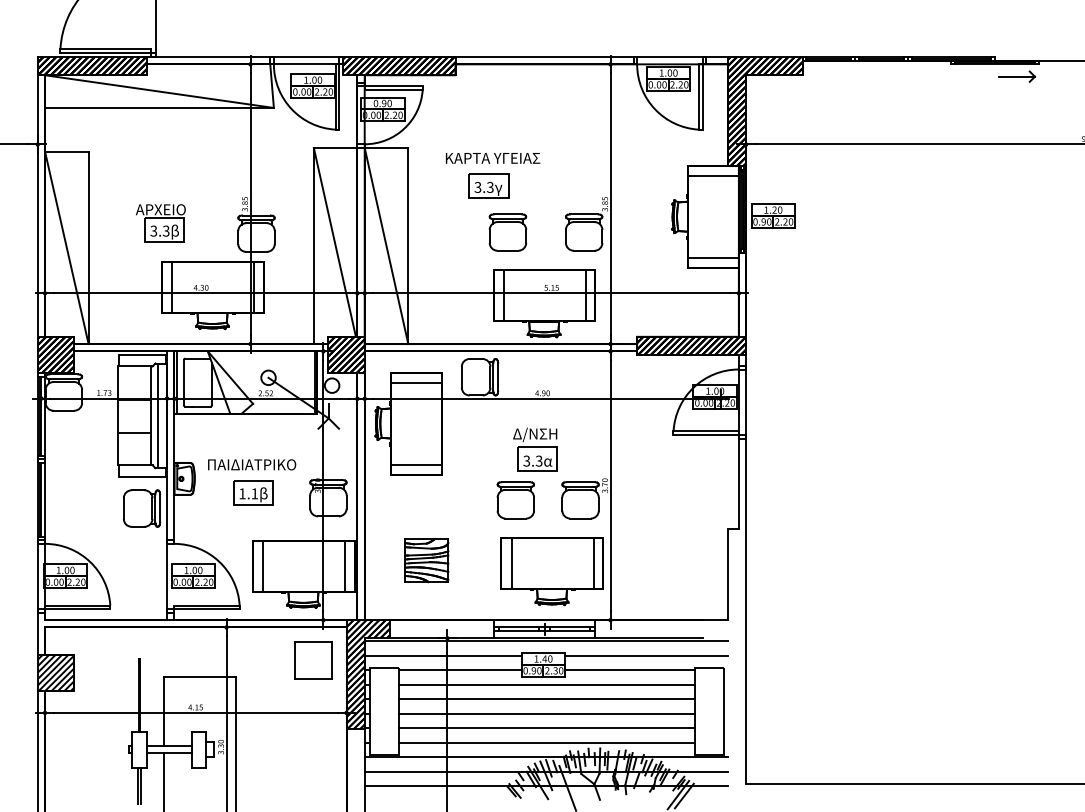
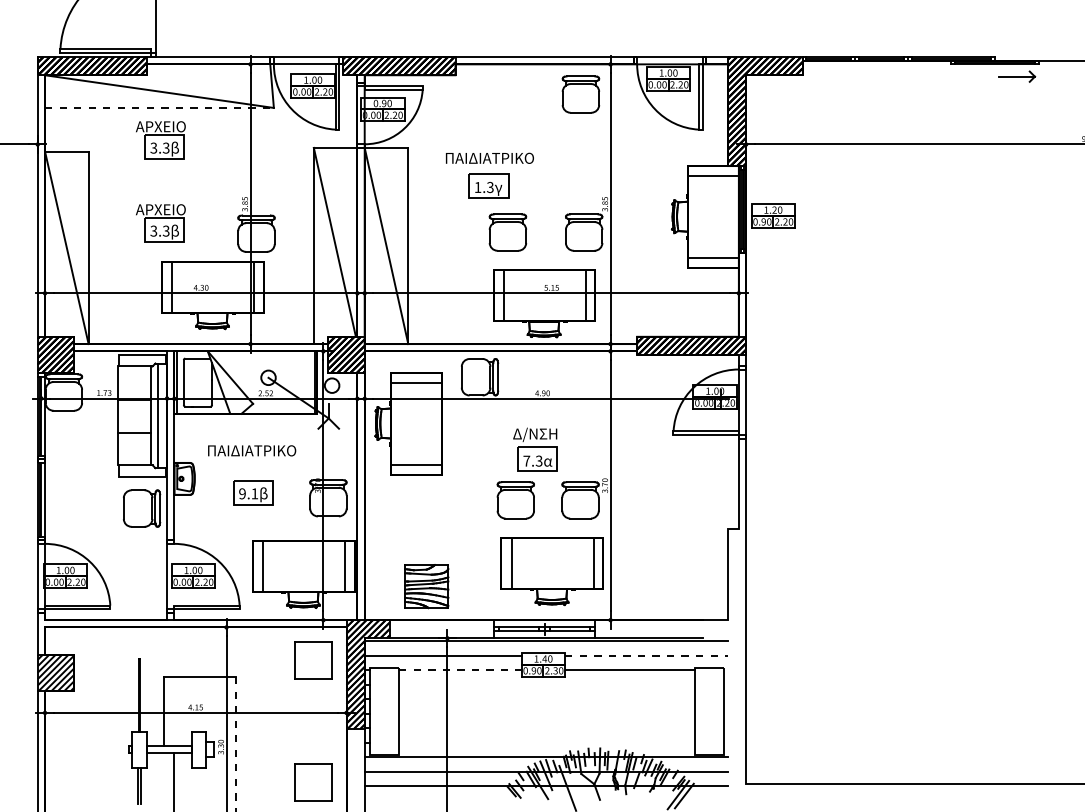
part: none -> present (580, 94)
line: solid -> dashed (159, 107)
part: none -> present (160, 140)
text: ΚΑΡΤΑ ΥΓΕΙΑΣ -> ΠΑΙΔΙΑΤΡΙΚΟ (493, 157)
text: 3.3 -> 1.3 (477, 187)
text: 3.3 -> 7.3 (526, 460)
text position: (252, 464) -> (252, 450) (252, 450)
text: 1.1 -> 9.1 (242, 493)
part position: (426, 560) -> (426, 586) (426, 586)
line: solid -> dashed (647, 655)
line: solid -> dashed (460, 670)
line: present -> none (546, 684)
line: present -> none (546, 699)
line: present -> none (546, 713)
line: present -> none (546, 728)
line: present -> none (546, 742)
line: solid -> dashed (236, 744)
line position: (163, 780) -> (173, 780) (173, 780)
part: none -> present (313, 782)
